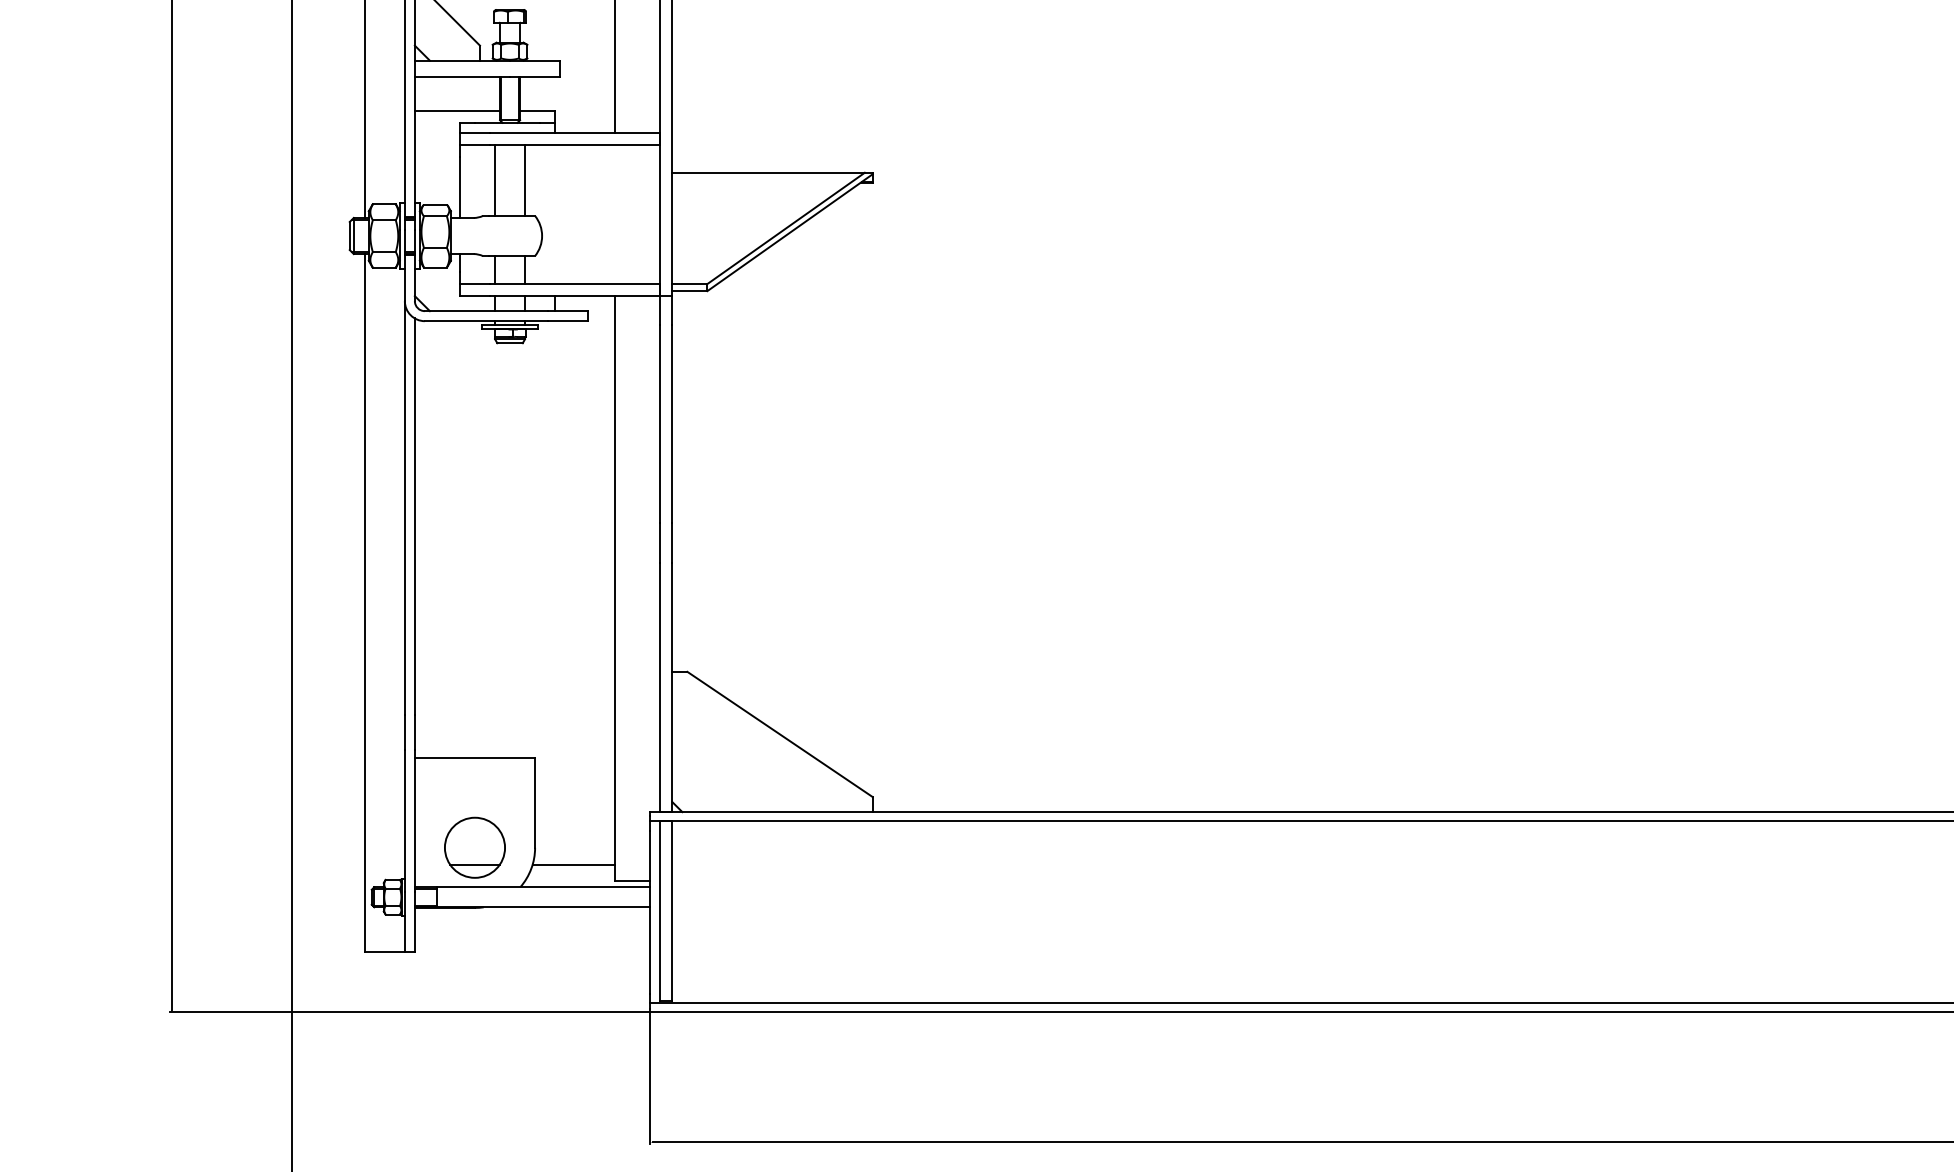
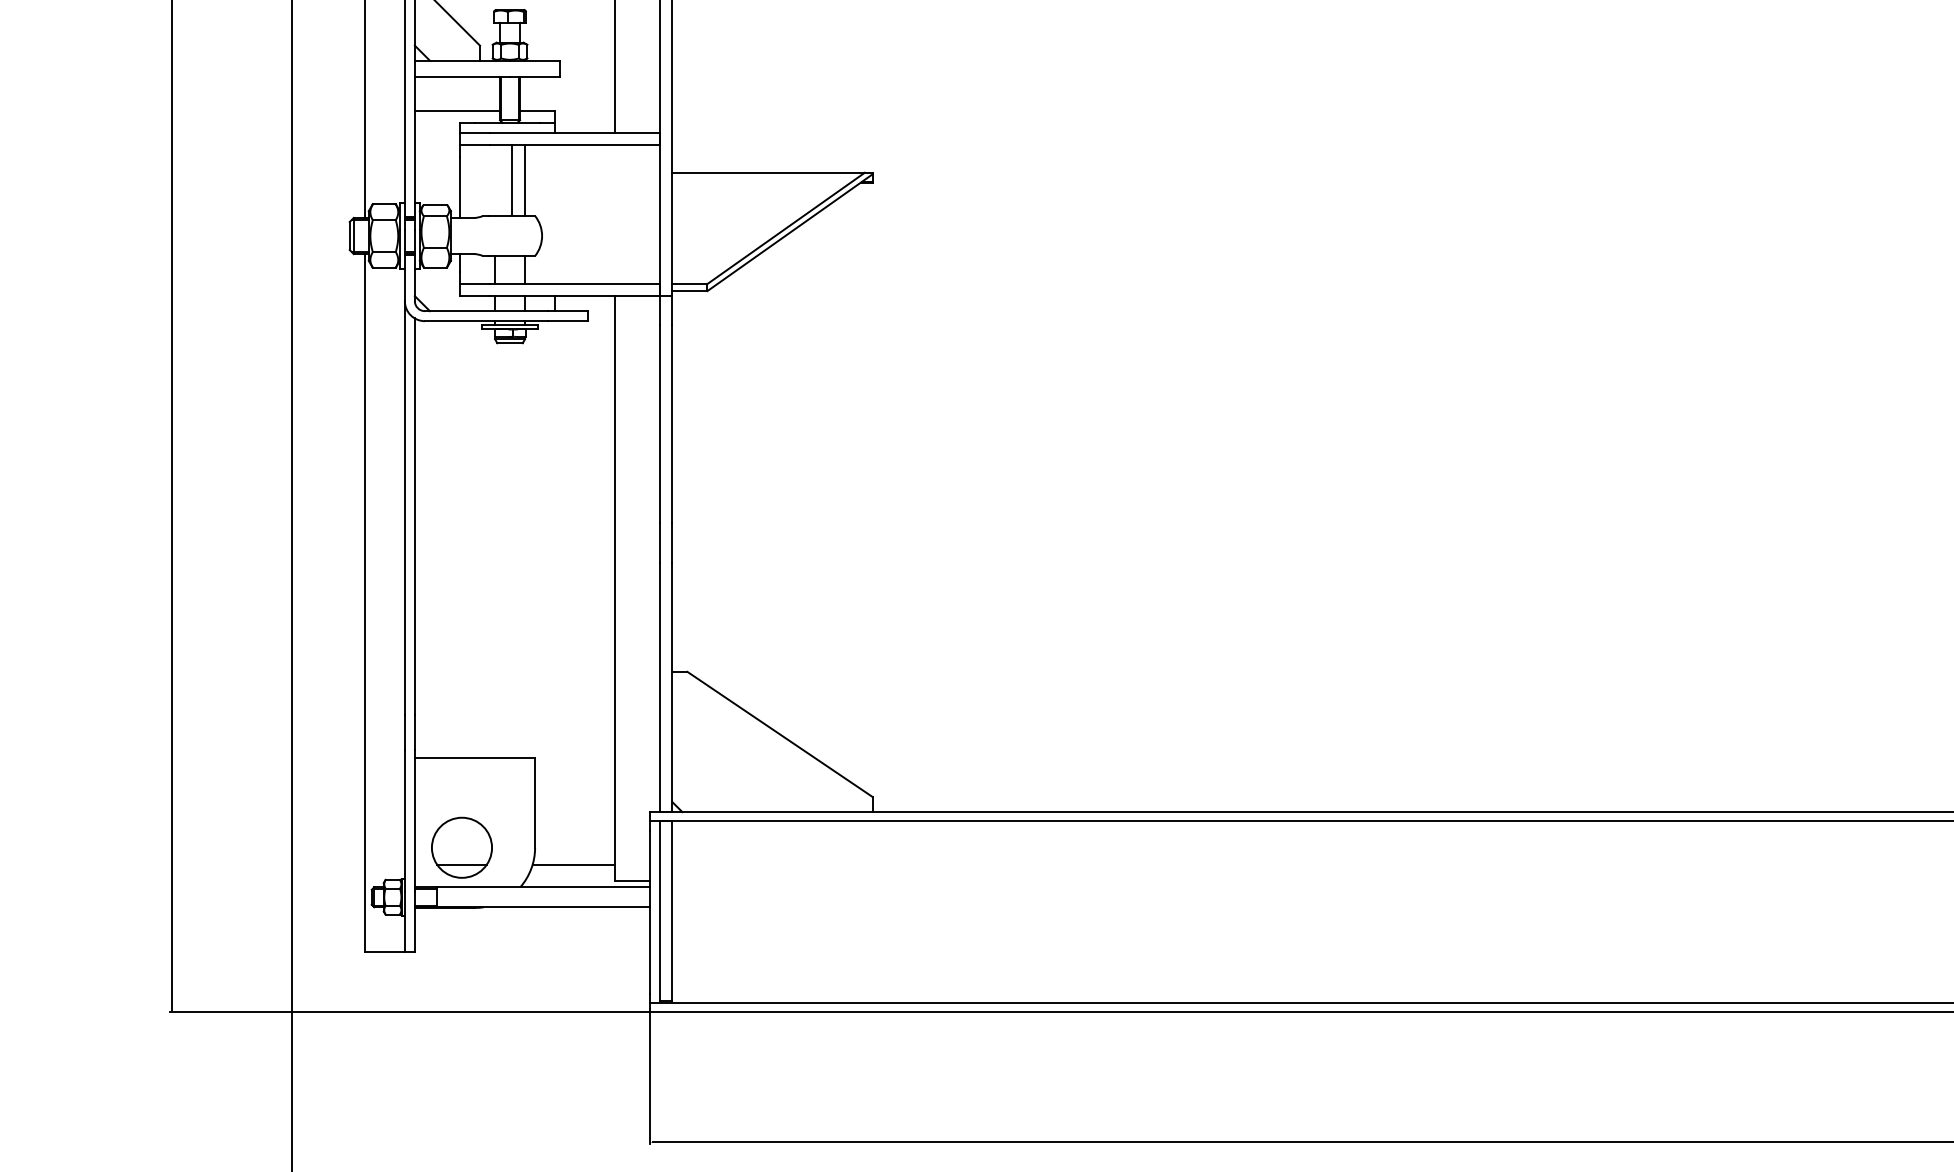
line position: (495, 179) -> (512, 179) (512, 179)
part position: (474, 847) -> (461, 847) (461, 847)
